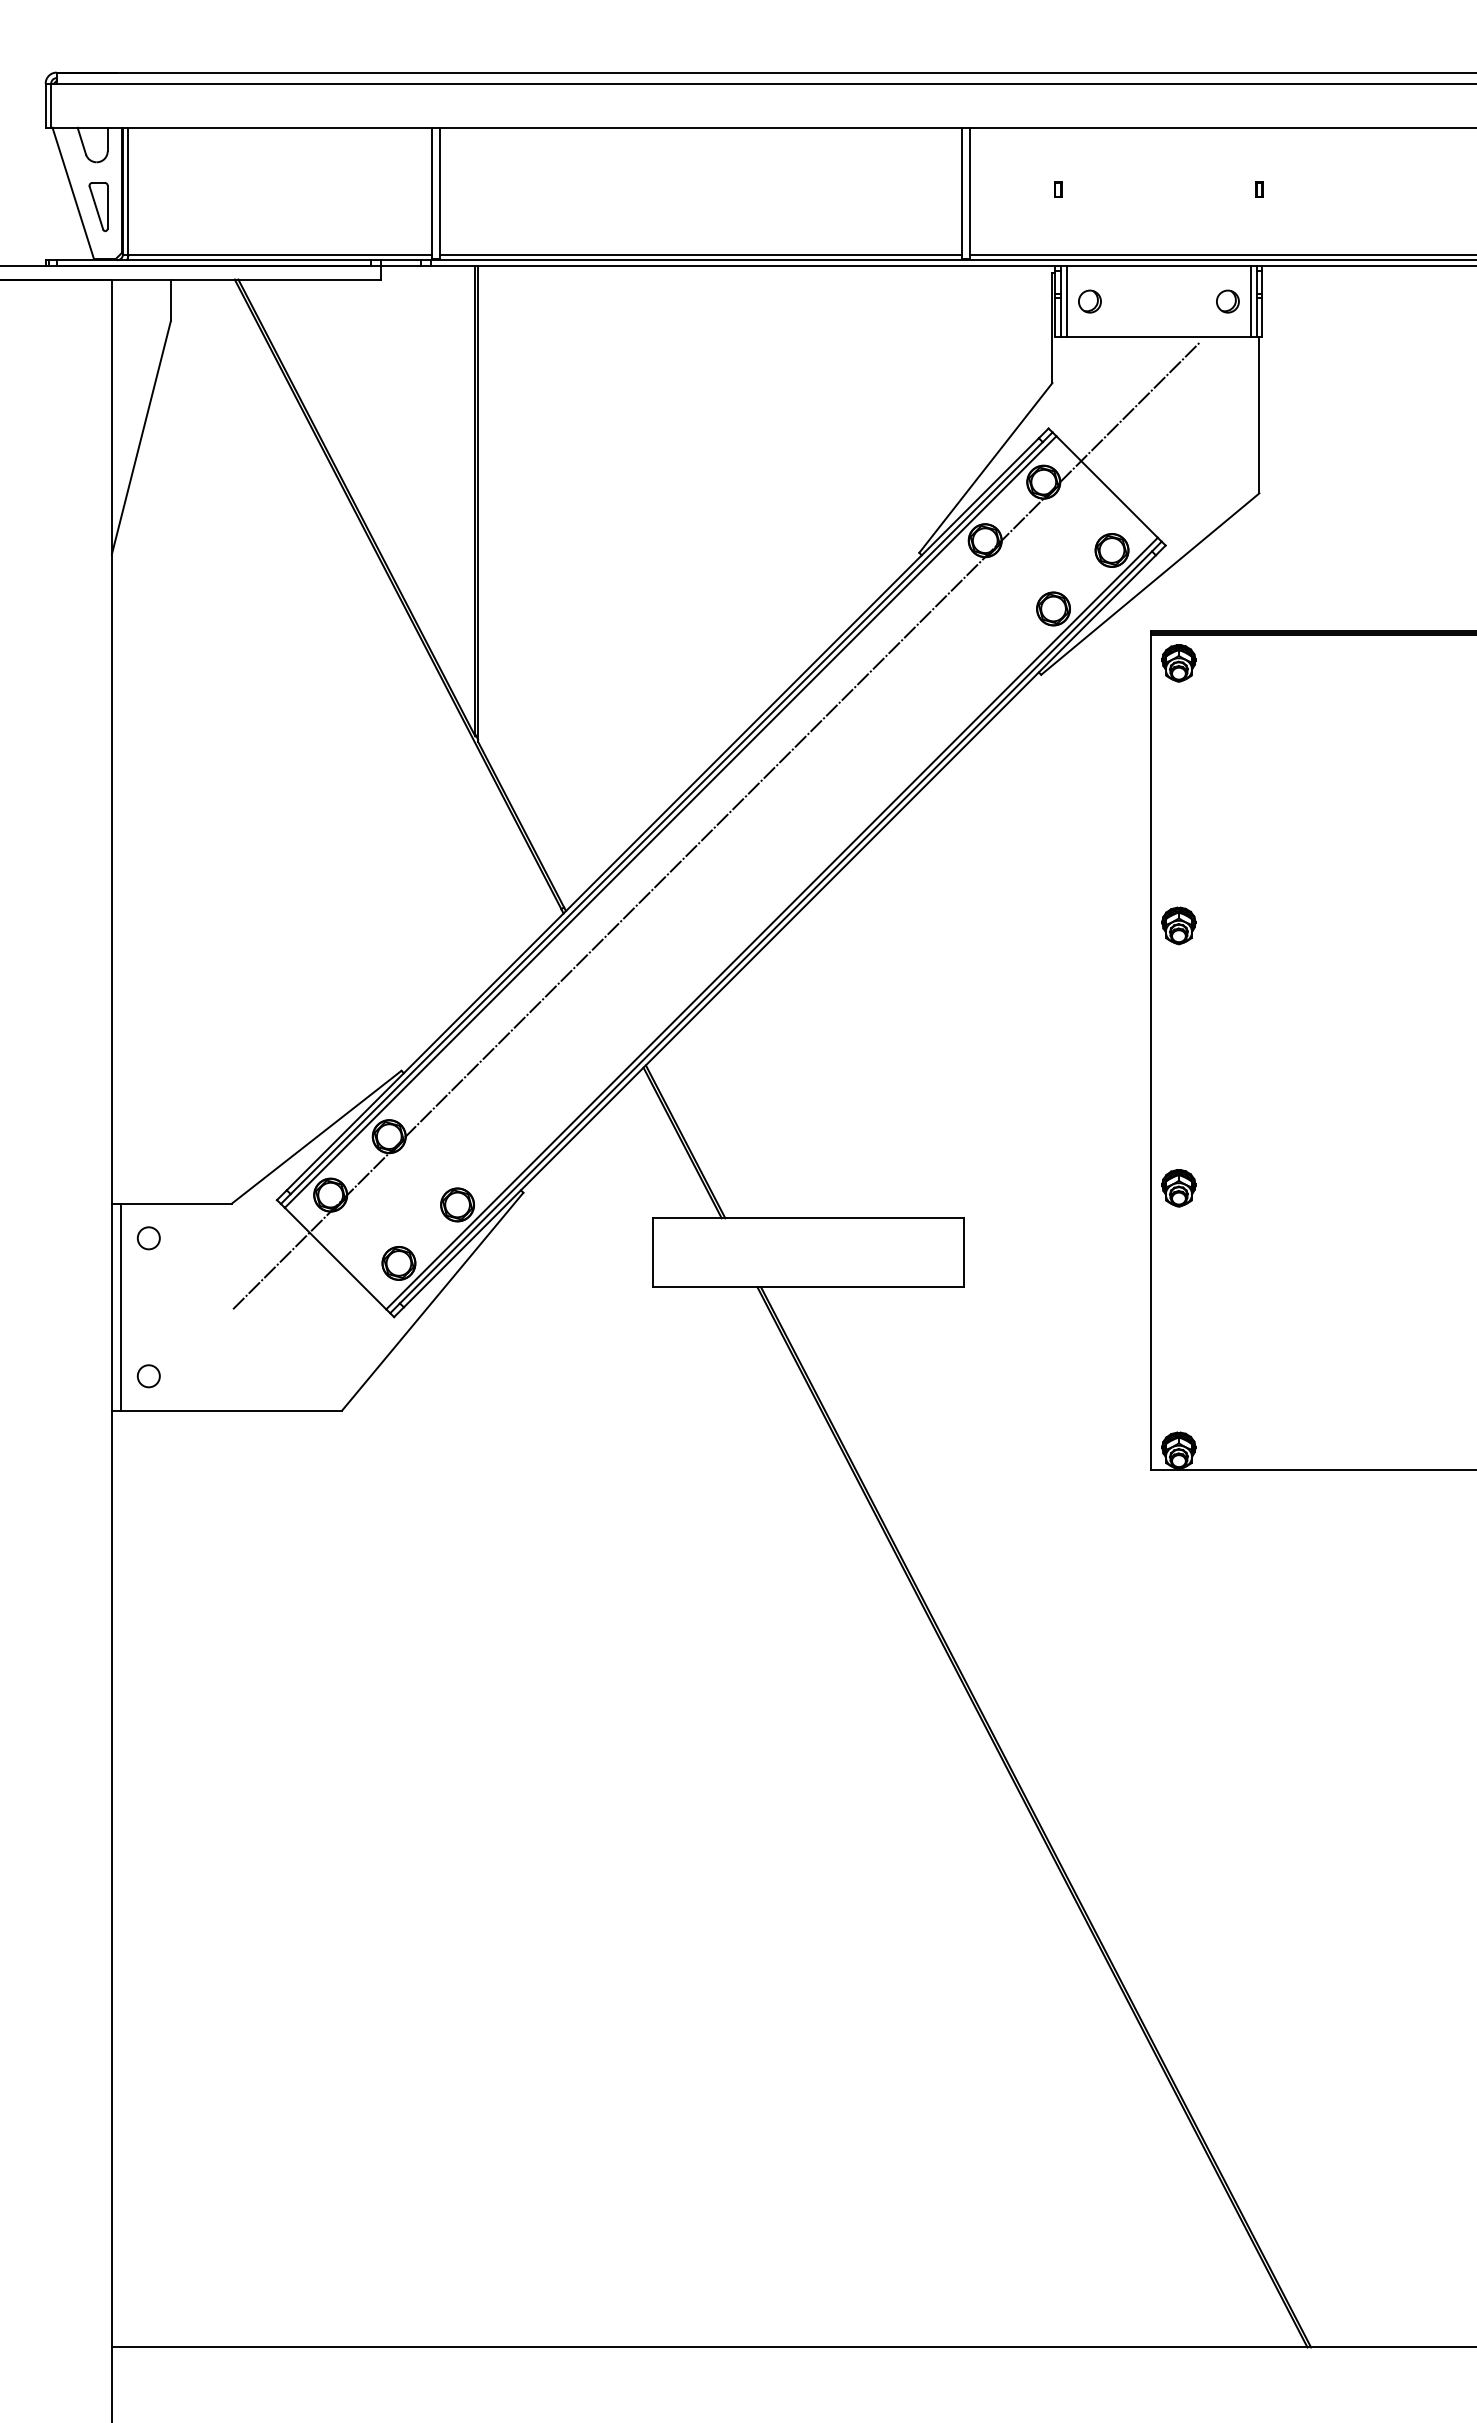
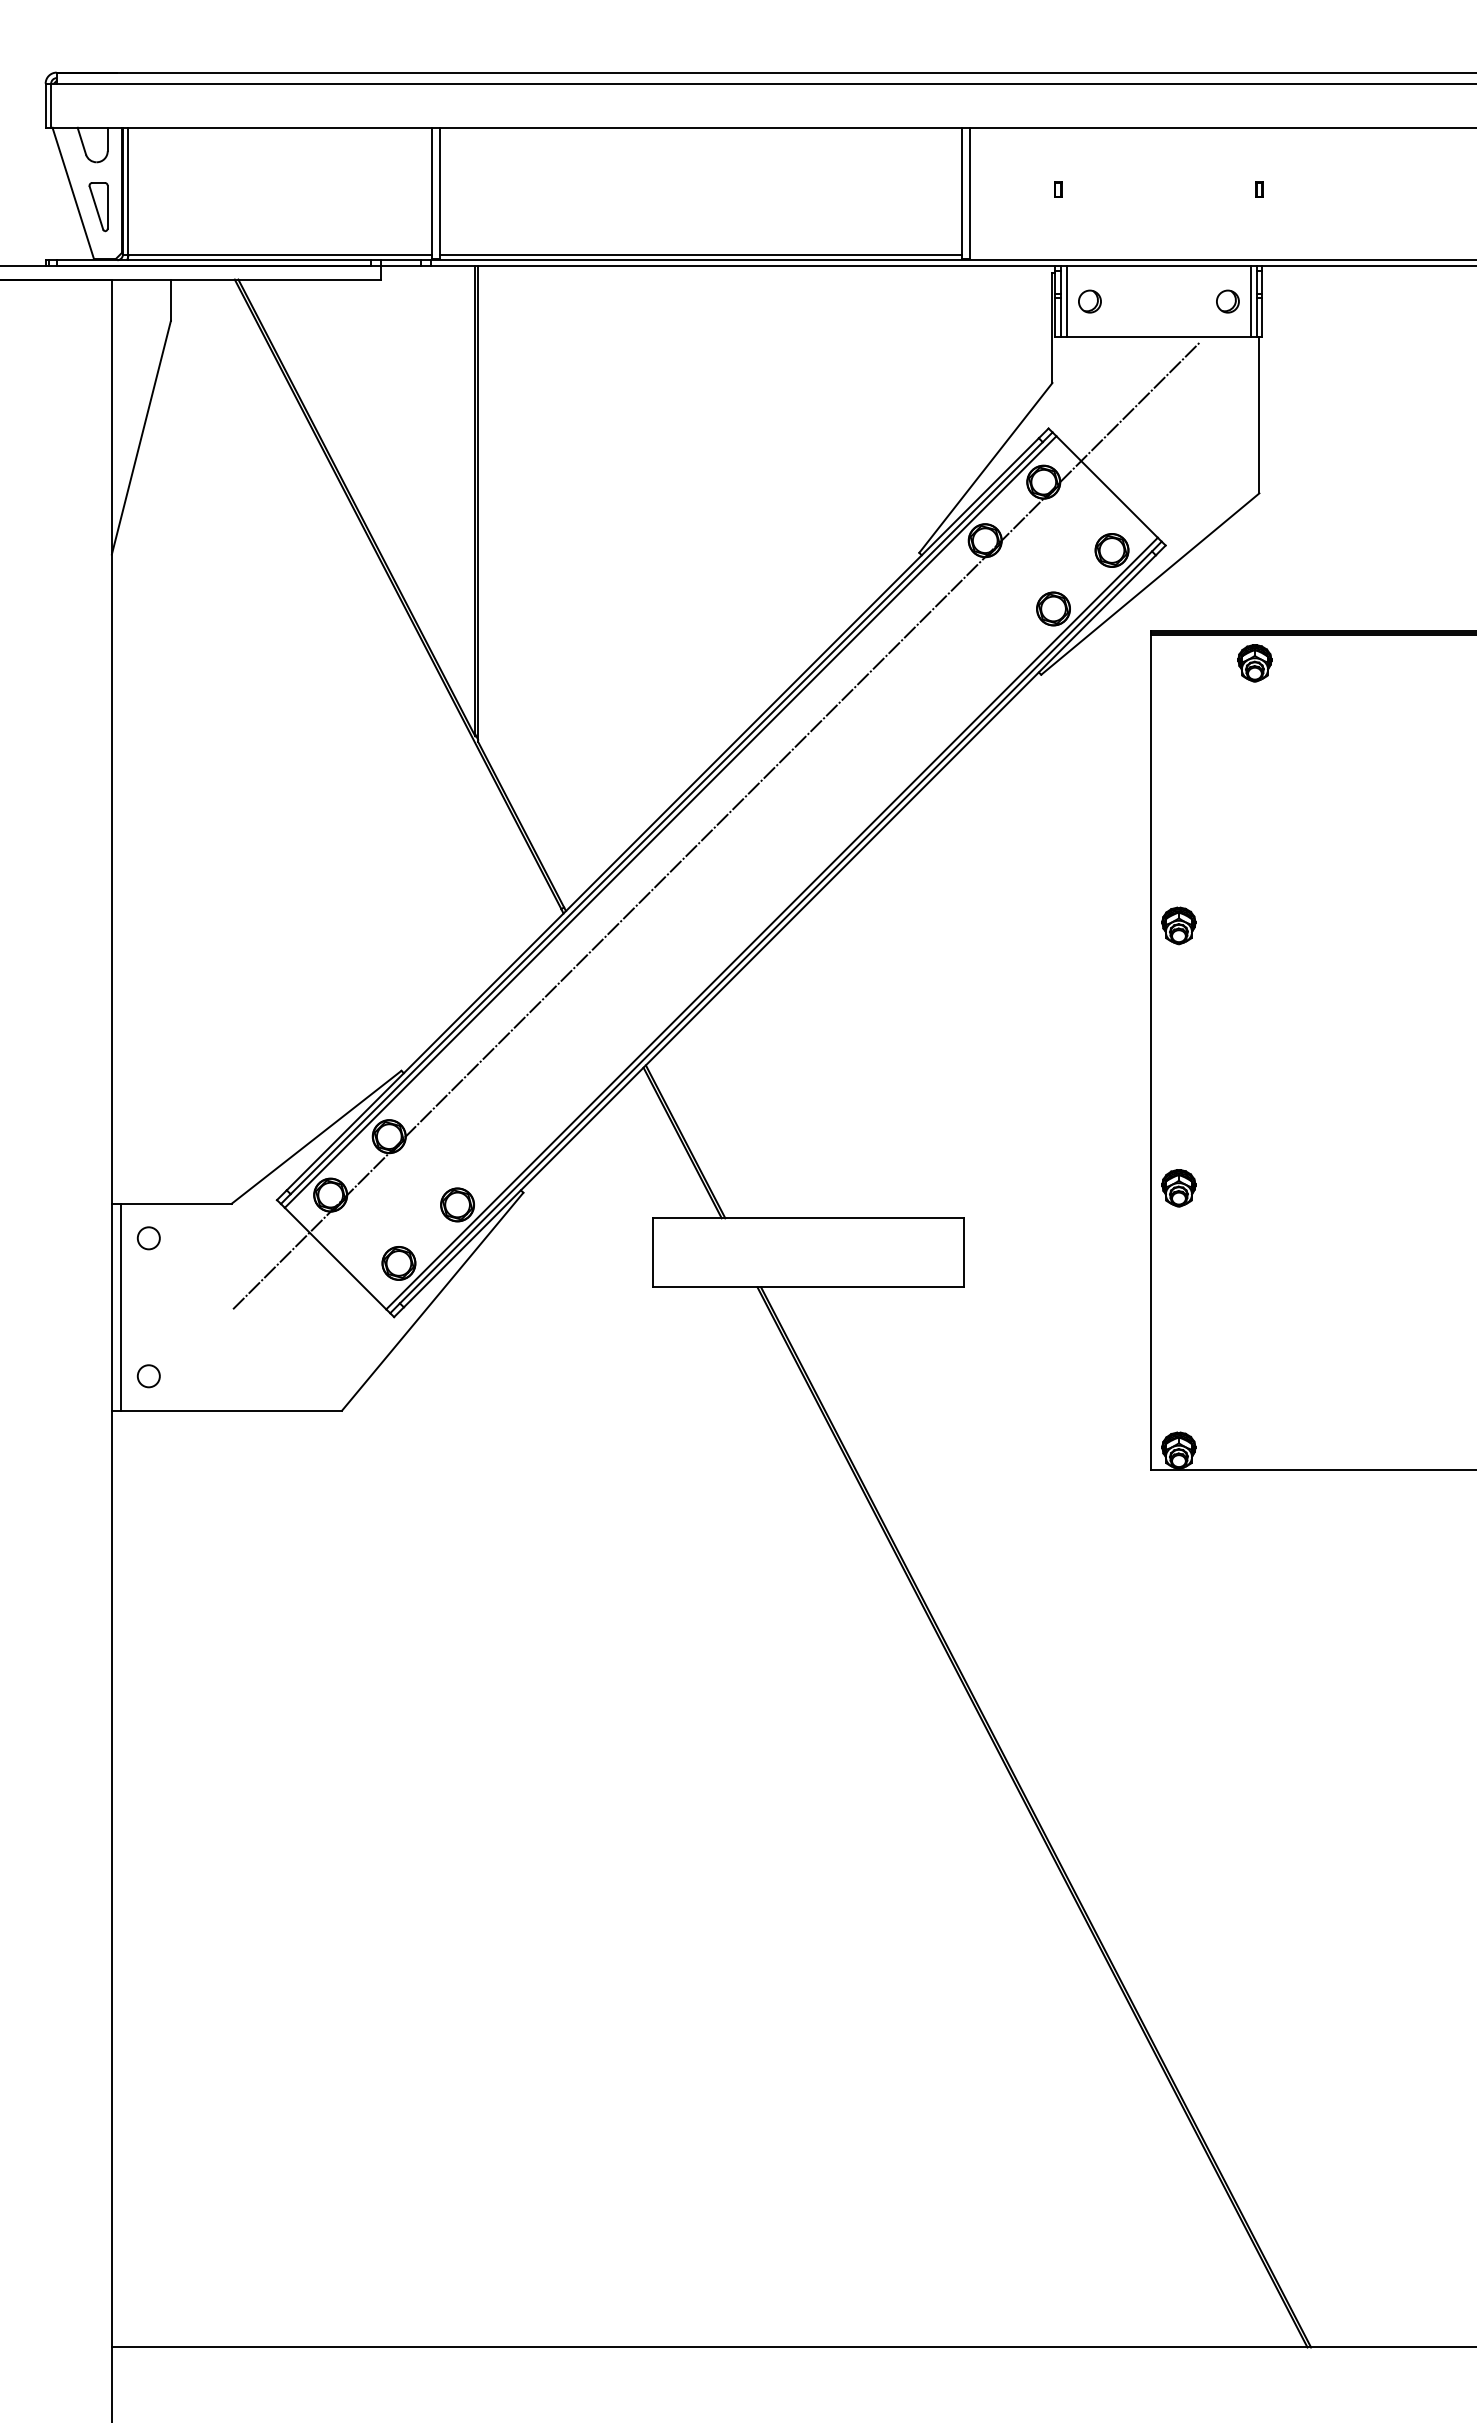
line: present -> none (1221, 254)
part position: (1178, 663) -> (1254, 663) (1254, 663)
